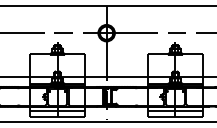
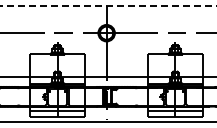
line: solid -> dashed (108, 6)
